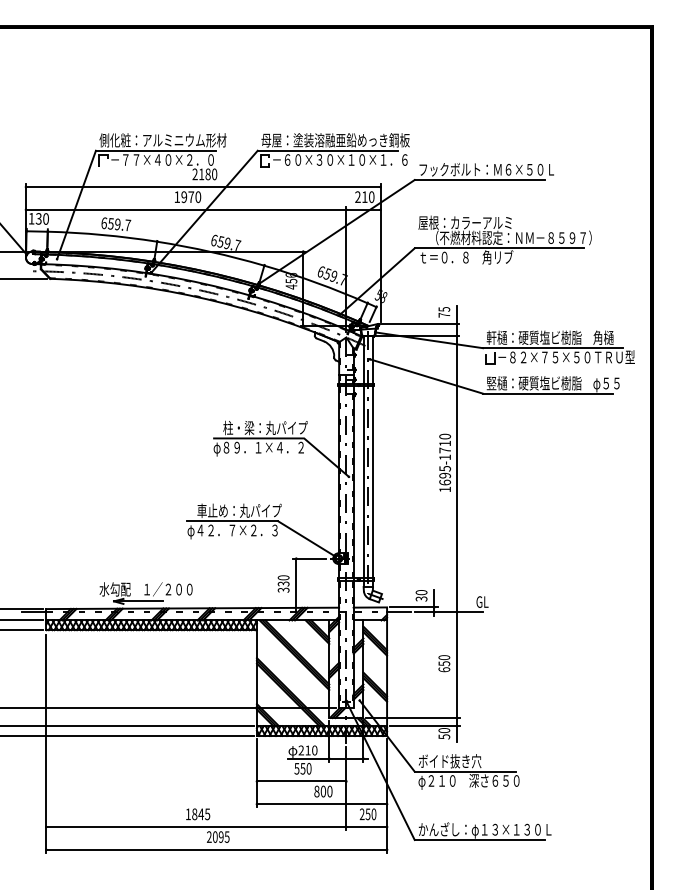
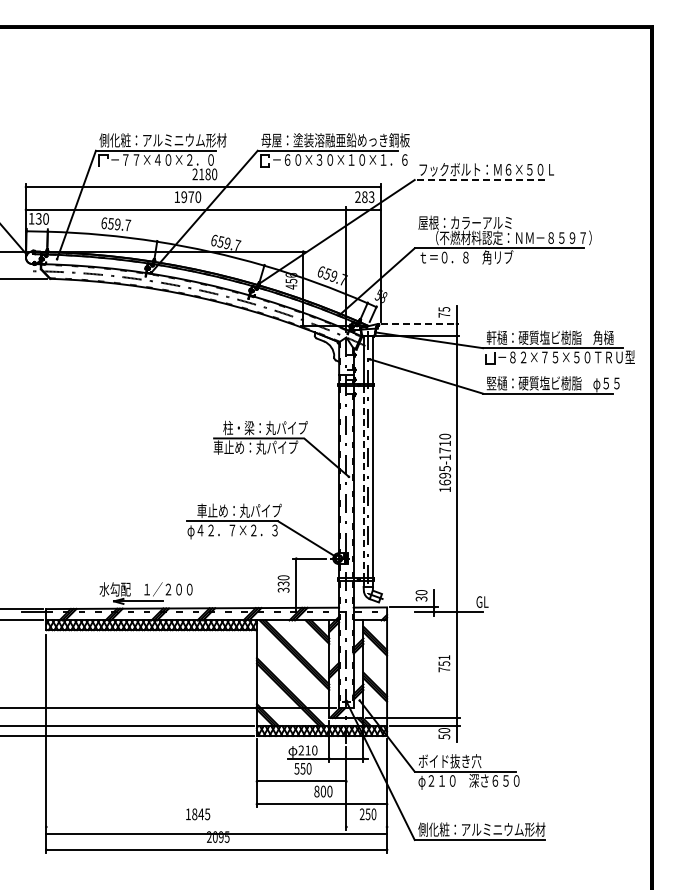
line: solid -> dashed (479, 180)
text: 210 -> 283 (368, 197)
line: solid -> dashed (420, 323)
text: φ８９．１×４．２ -> 車止め：丸パイプ (258, 448)
line: solid -> dashed (363, 482)
line: present -> none (399, 612)
line: present -> none (22, 630)
text: 650 -> 751 (444, 663)
line position: (216, 827) -> (216, 834) (216, 834)
text: かんざし：φ１３×１３０Ｌ -> 側化粧：アルミニウム形材 (484, 830)
